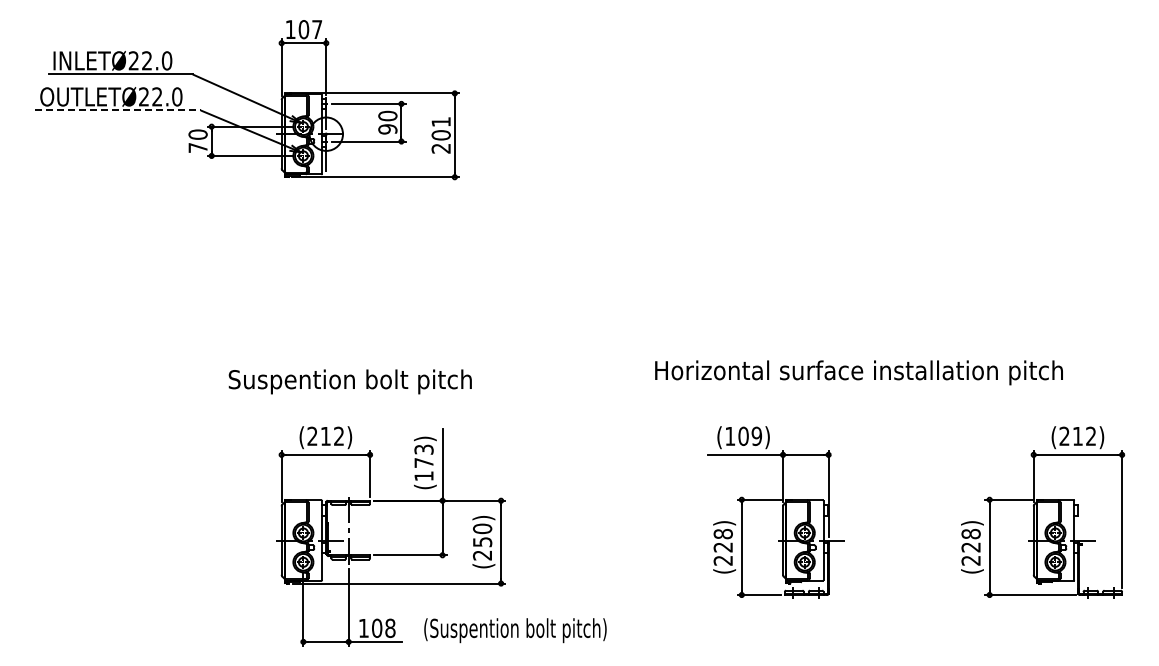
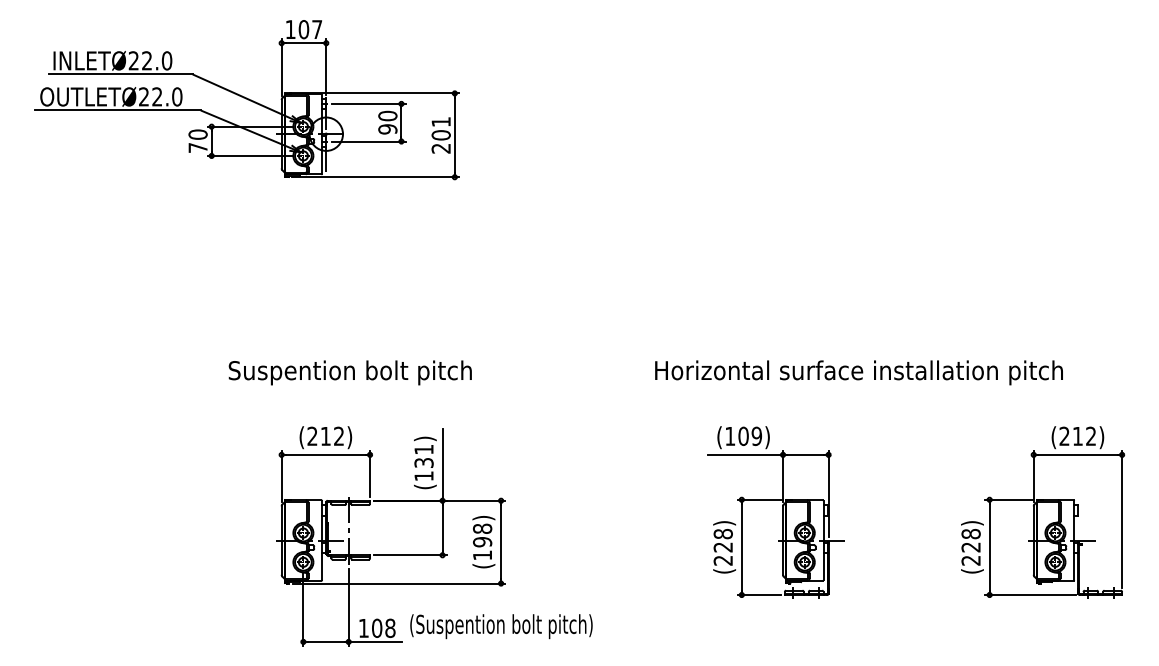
line: dashed -> solid (117, 110)
text position: (349, 381) -> (349, 372) (349, 372)
text: (173) -> (131) (423, 455)
text: (250) -> (198) (481, 541)
text position: (515, 630) -> (501, 626) (501, 626)
